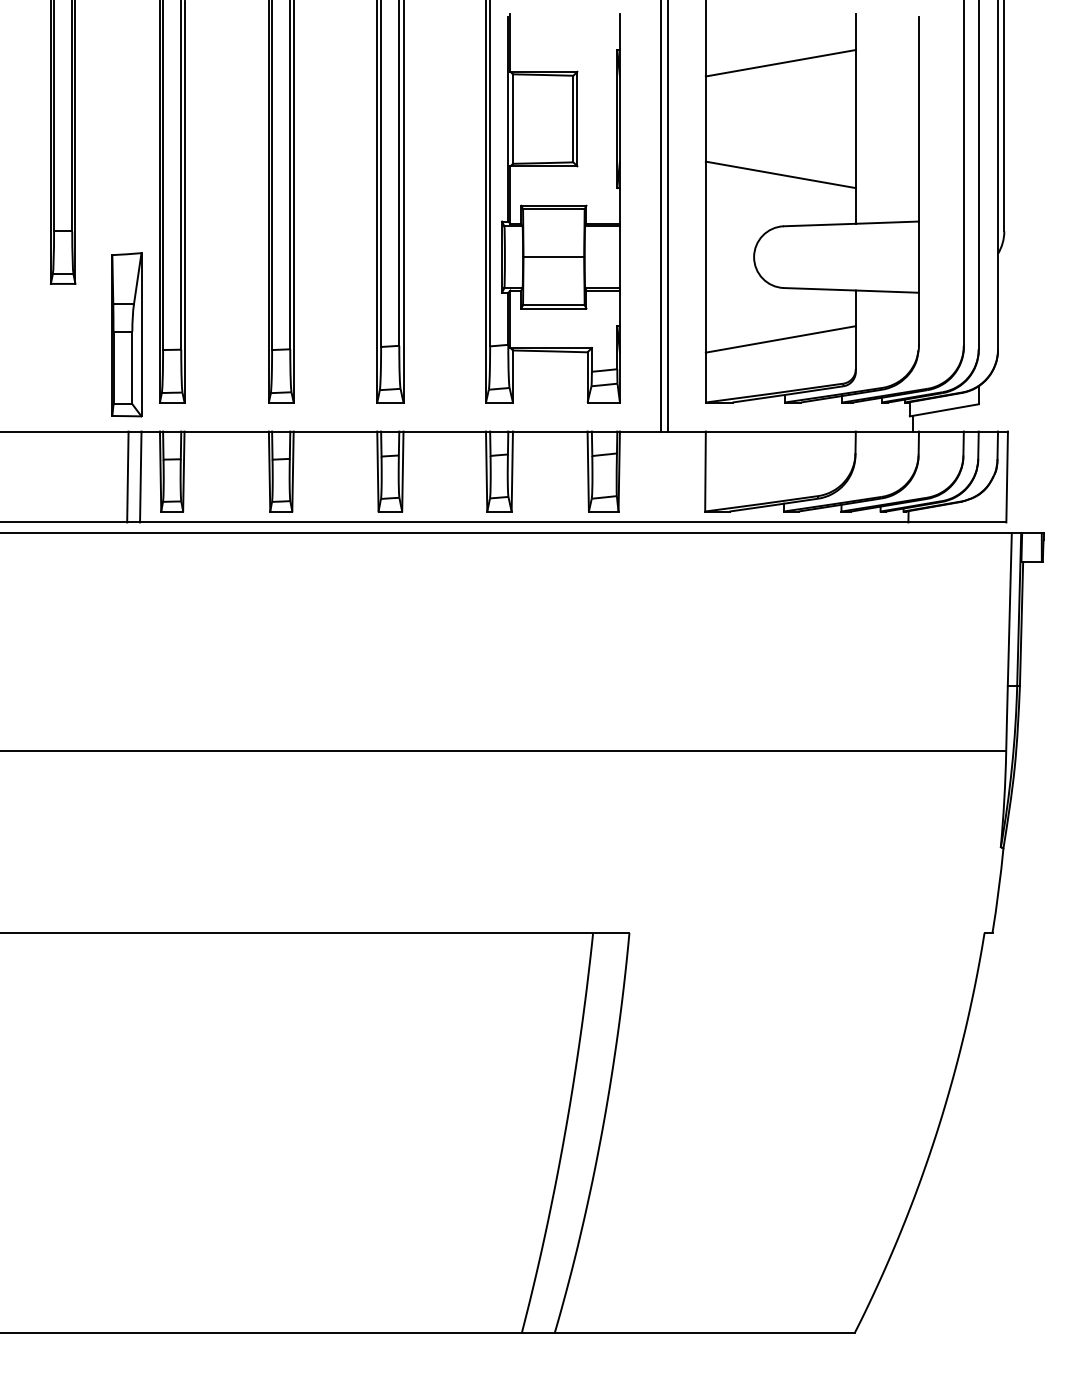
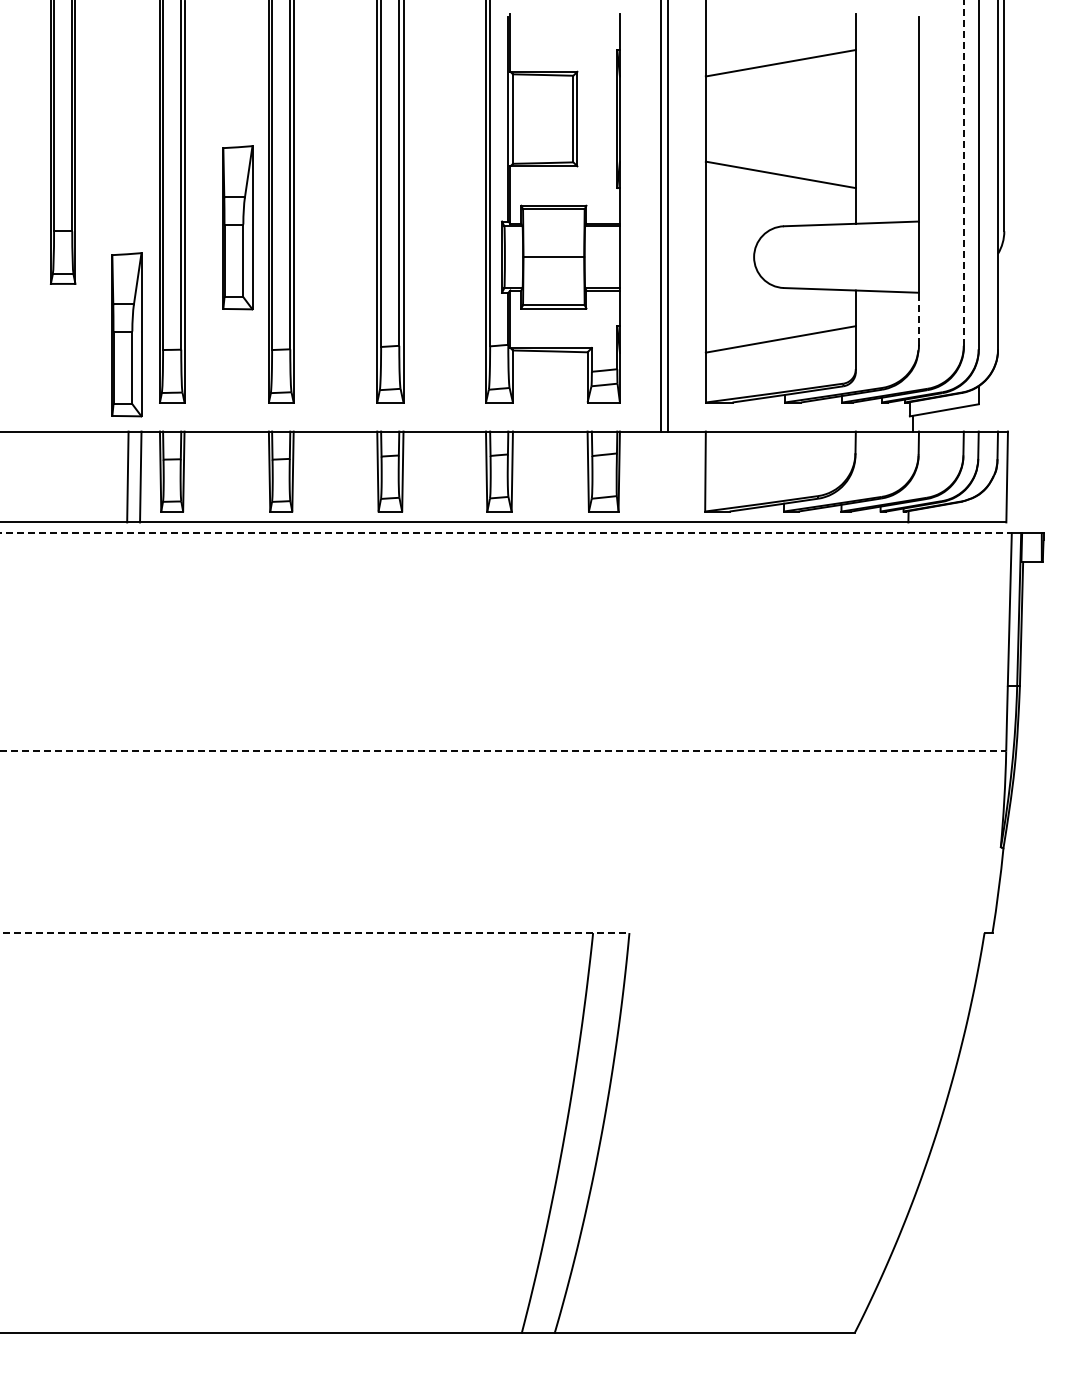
line: solid -> dashed (963, 172)
part: none -> present (237, 227)
line: solid -> dashed (919, 318)
line: solid -> dashed (506, 533)
line: solid -> dashed (503, 751)
line: solid -> dashed (315, 933)
